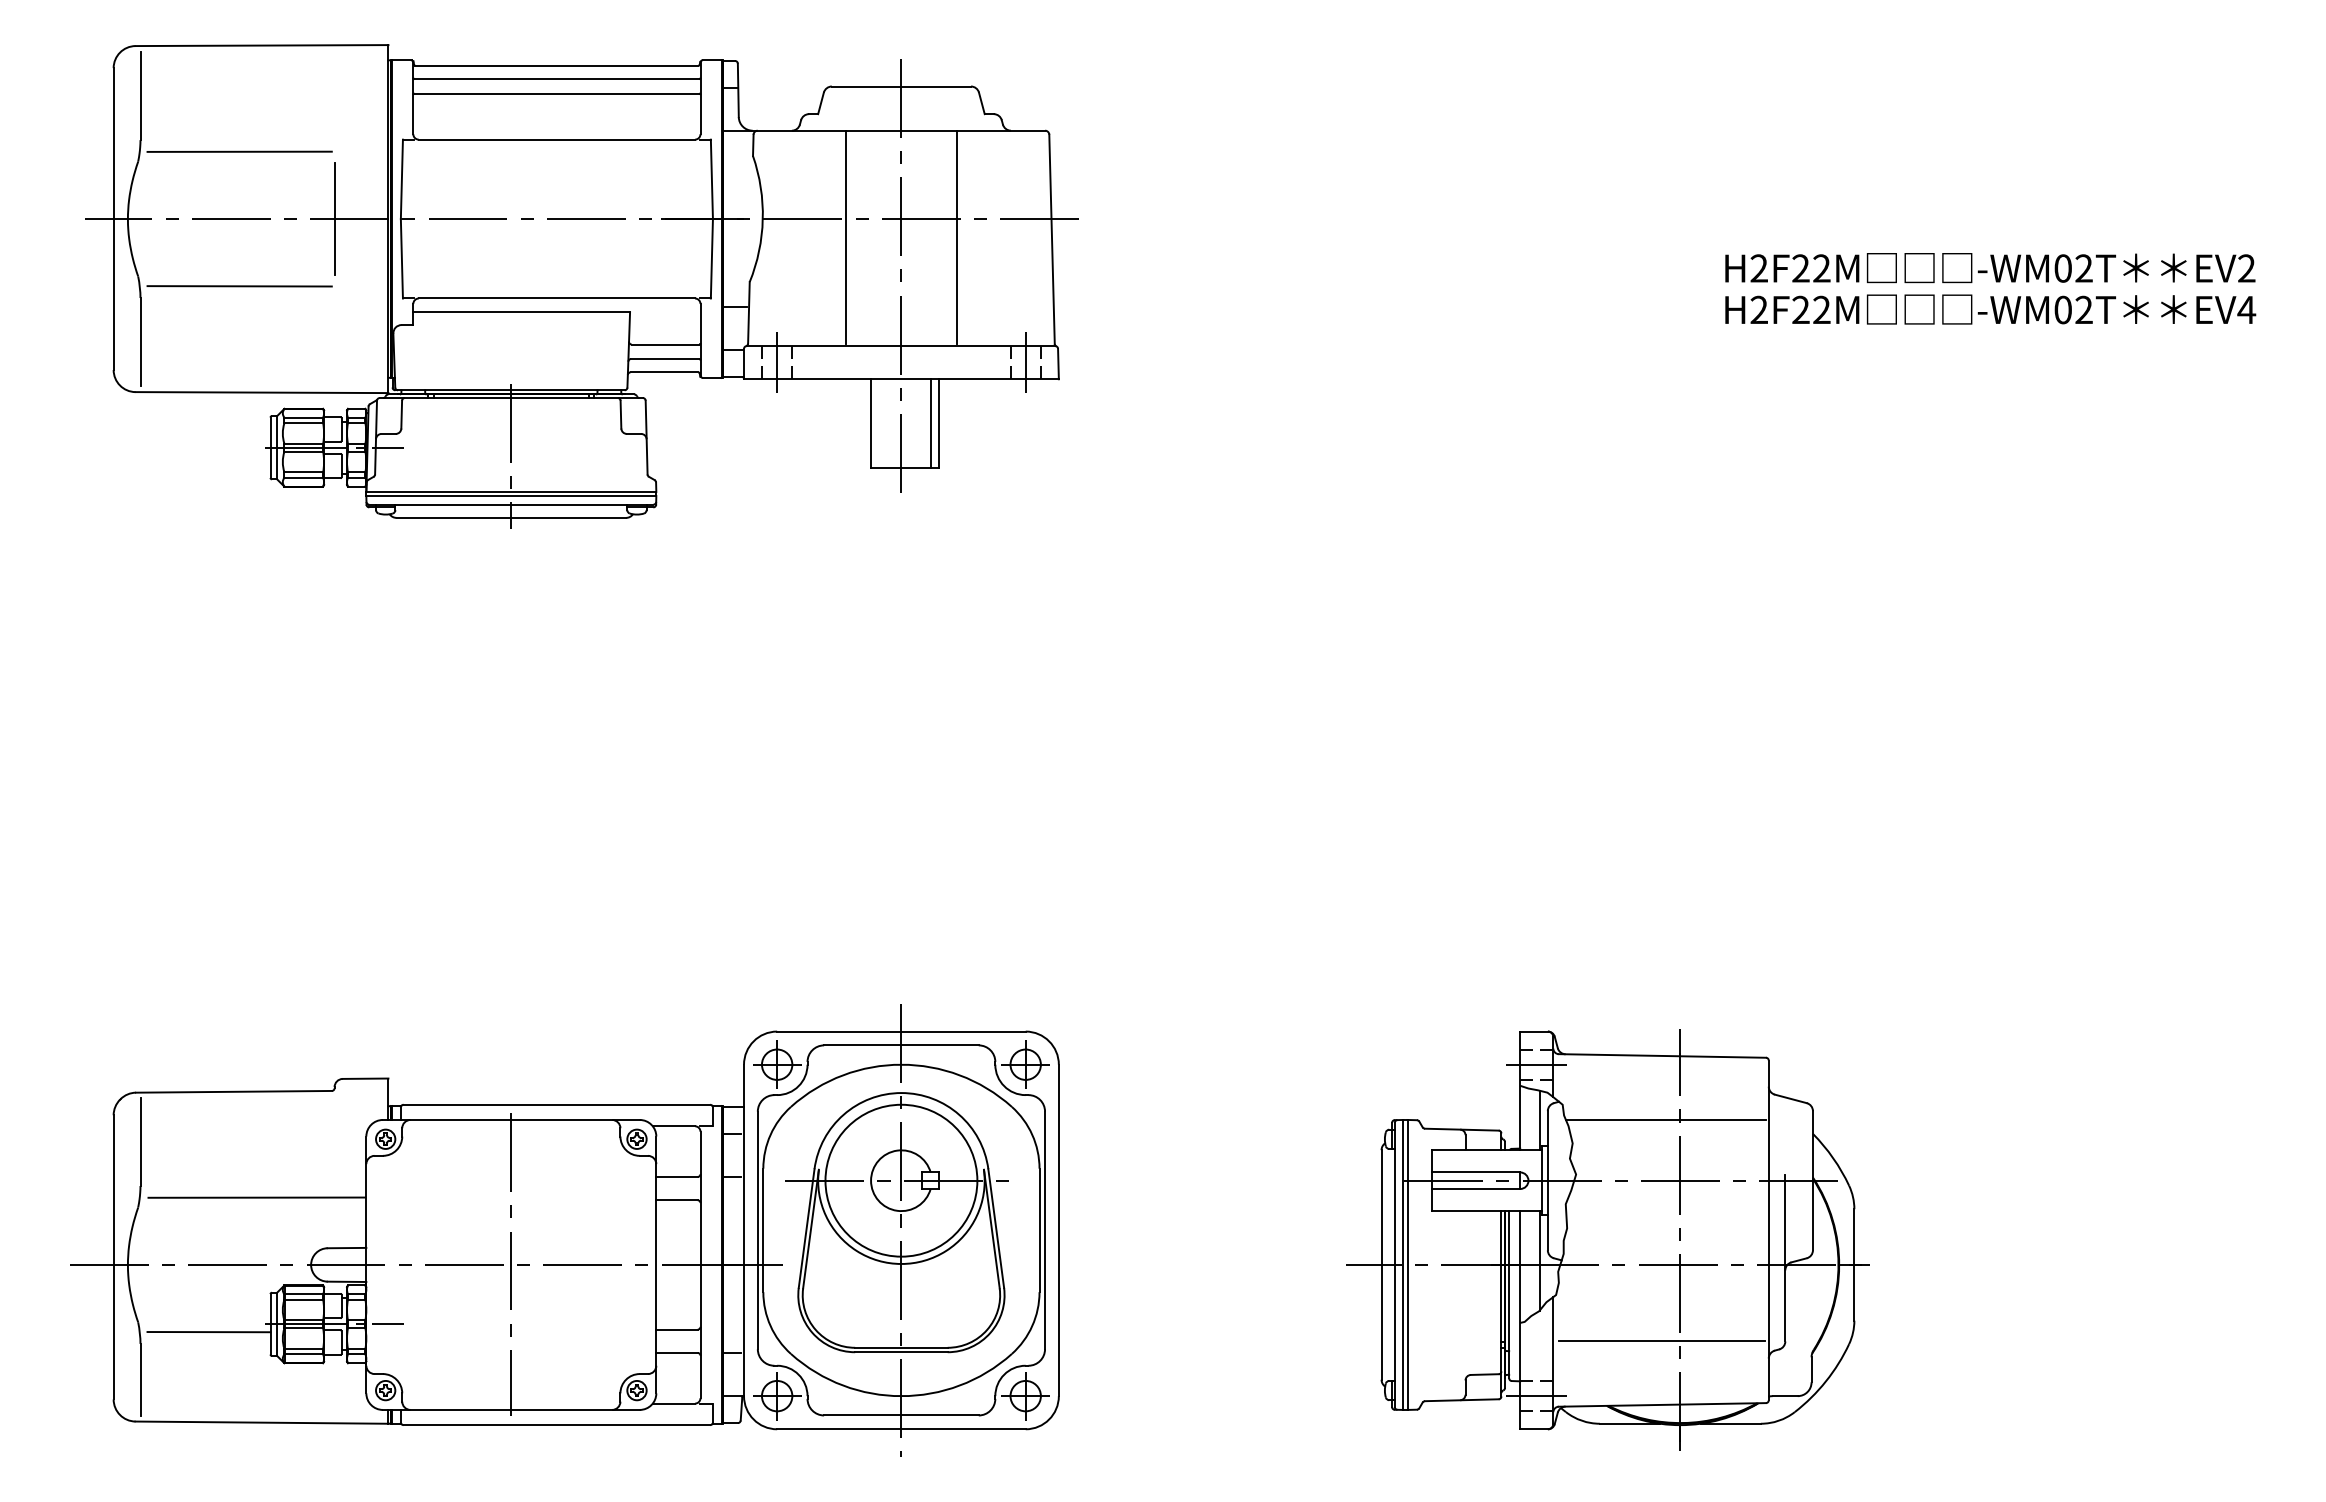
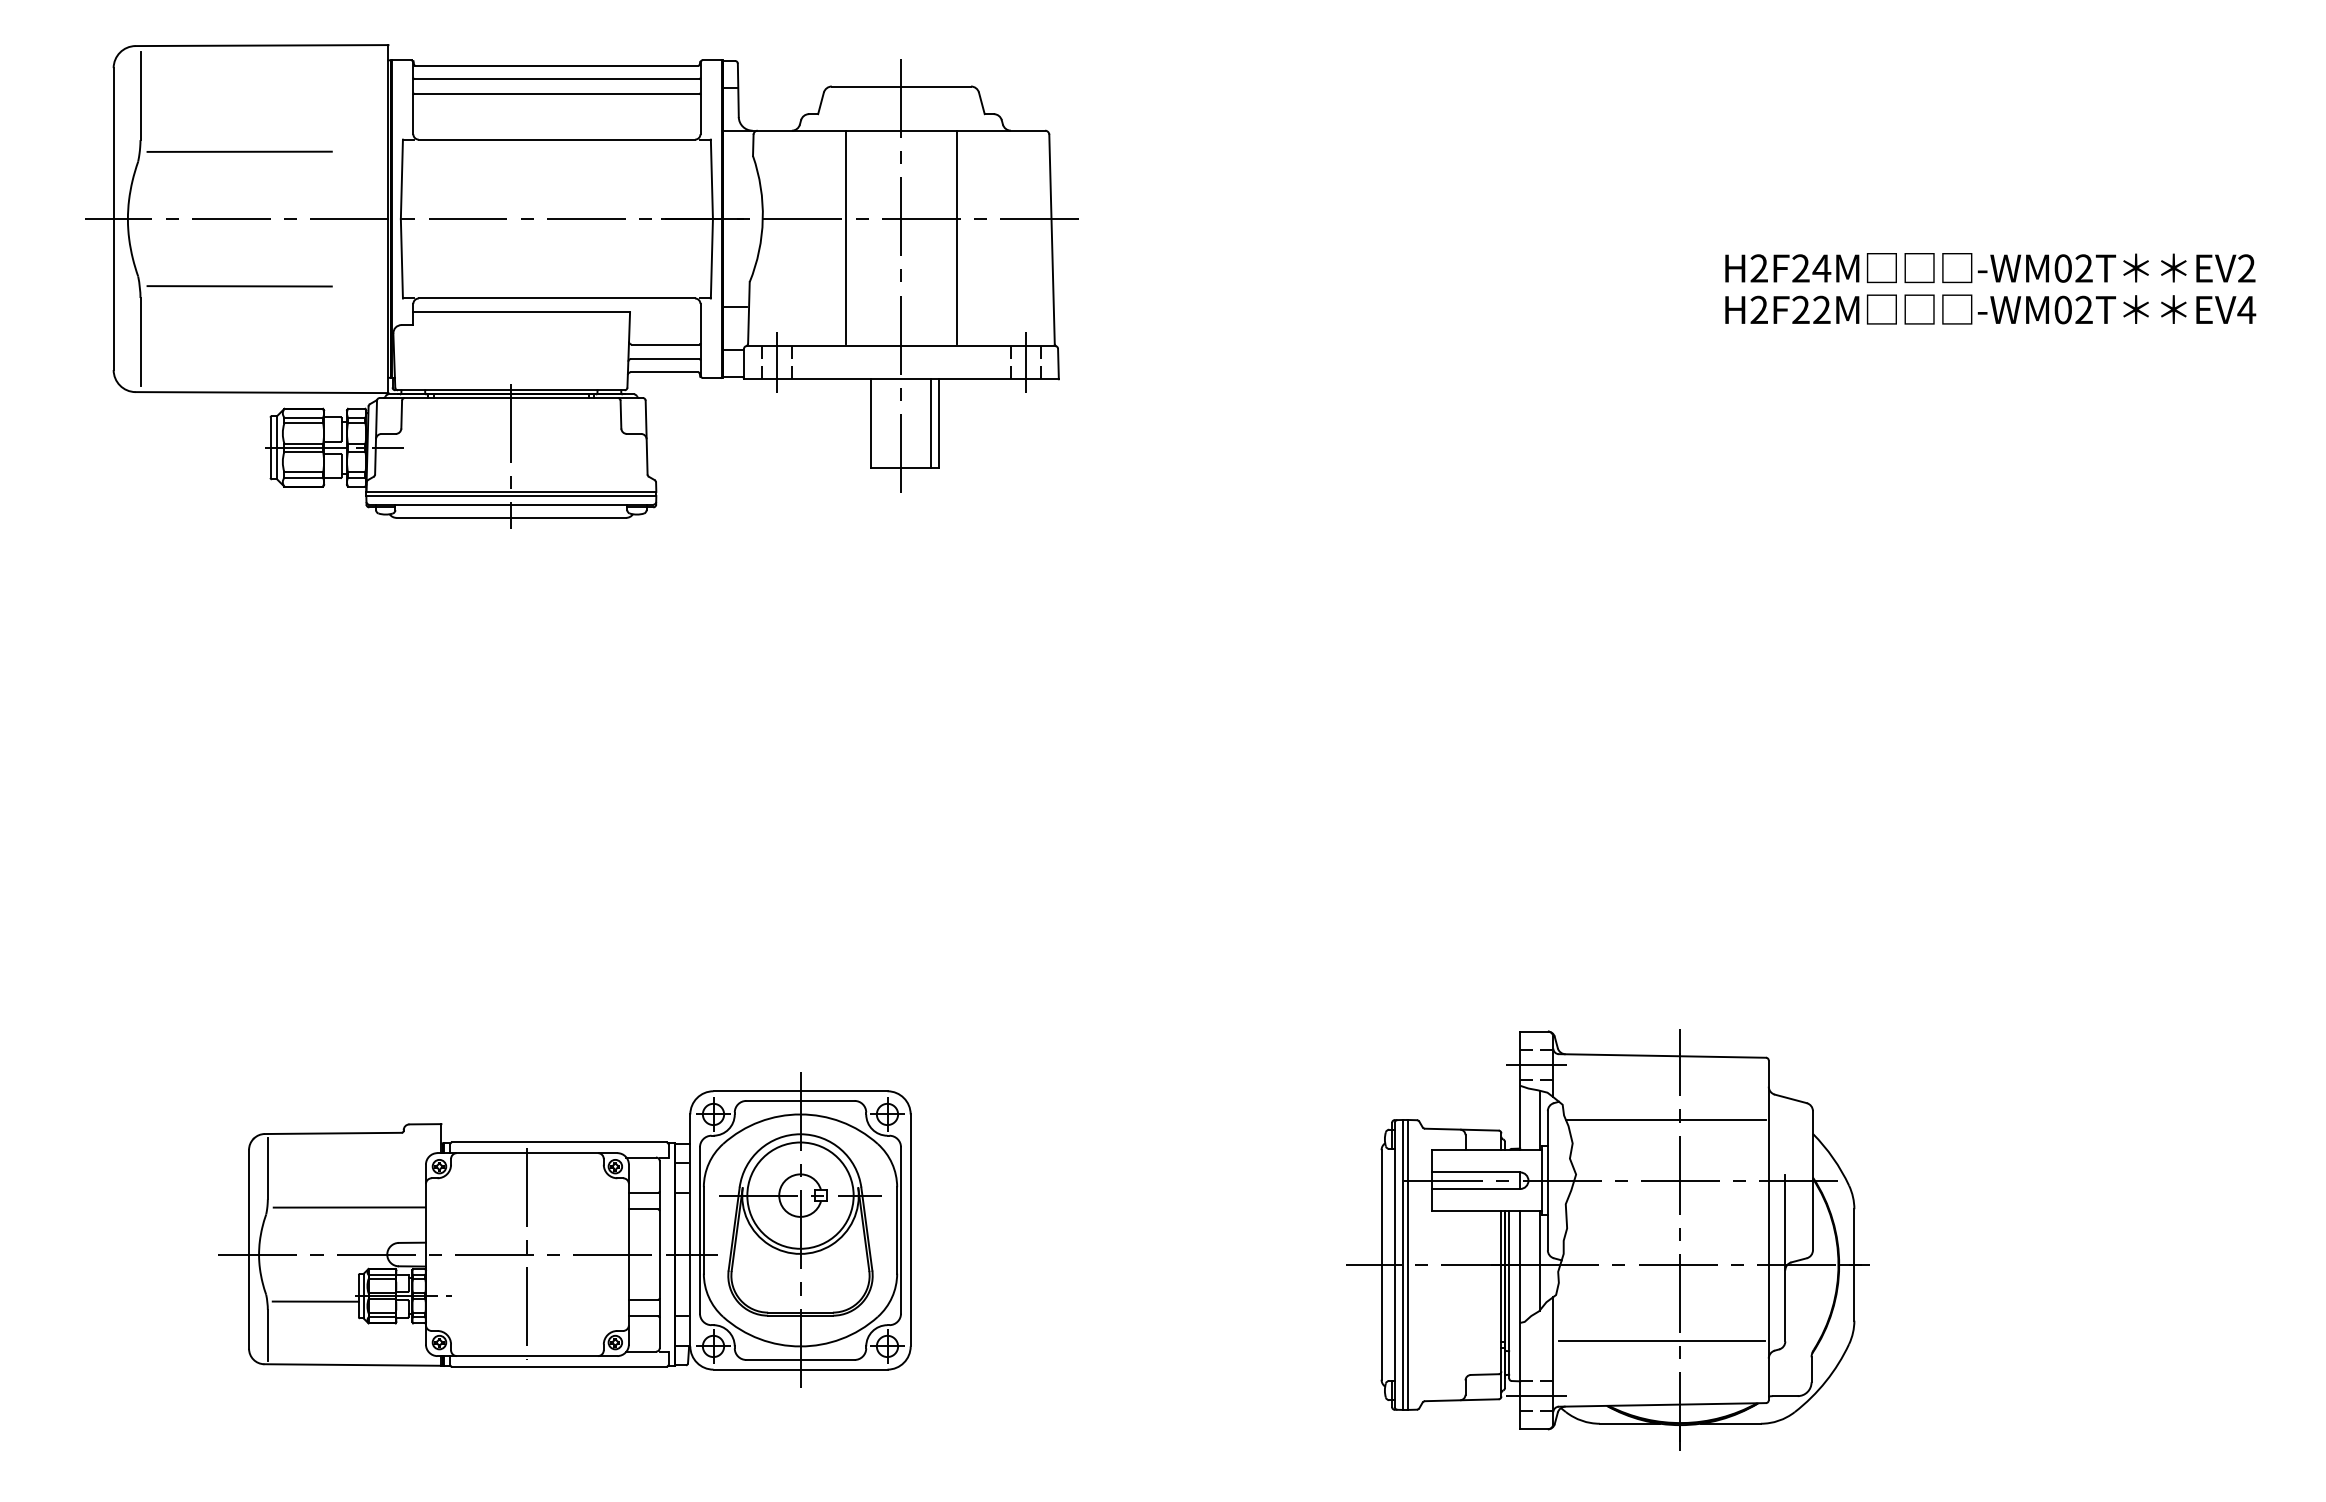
line: present -> none (334, 218)
text: H2F22M -> H2F24M (1821, 268)
part size: 990x453 px -> 694x316 px (564, 1229)
